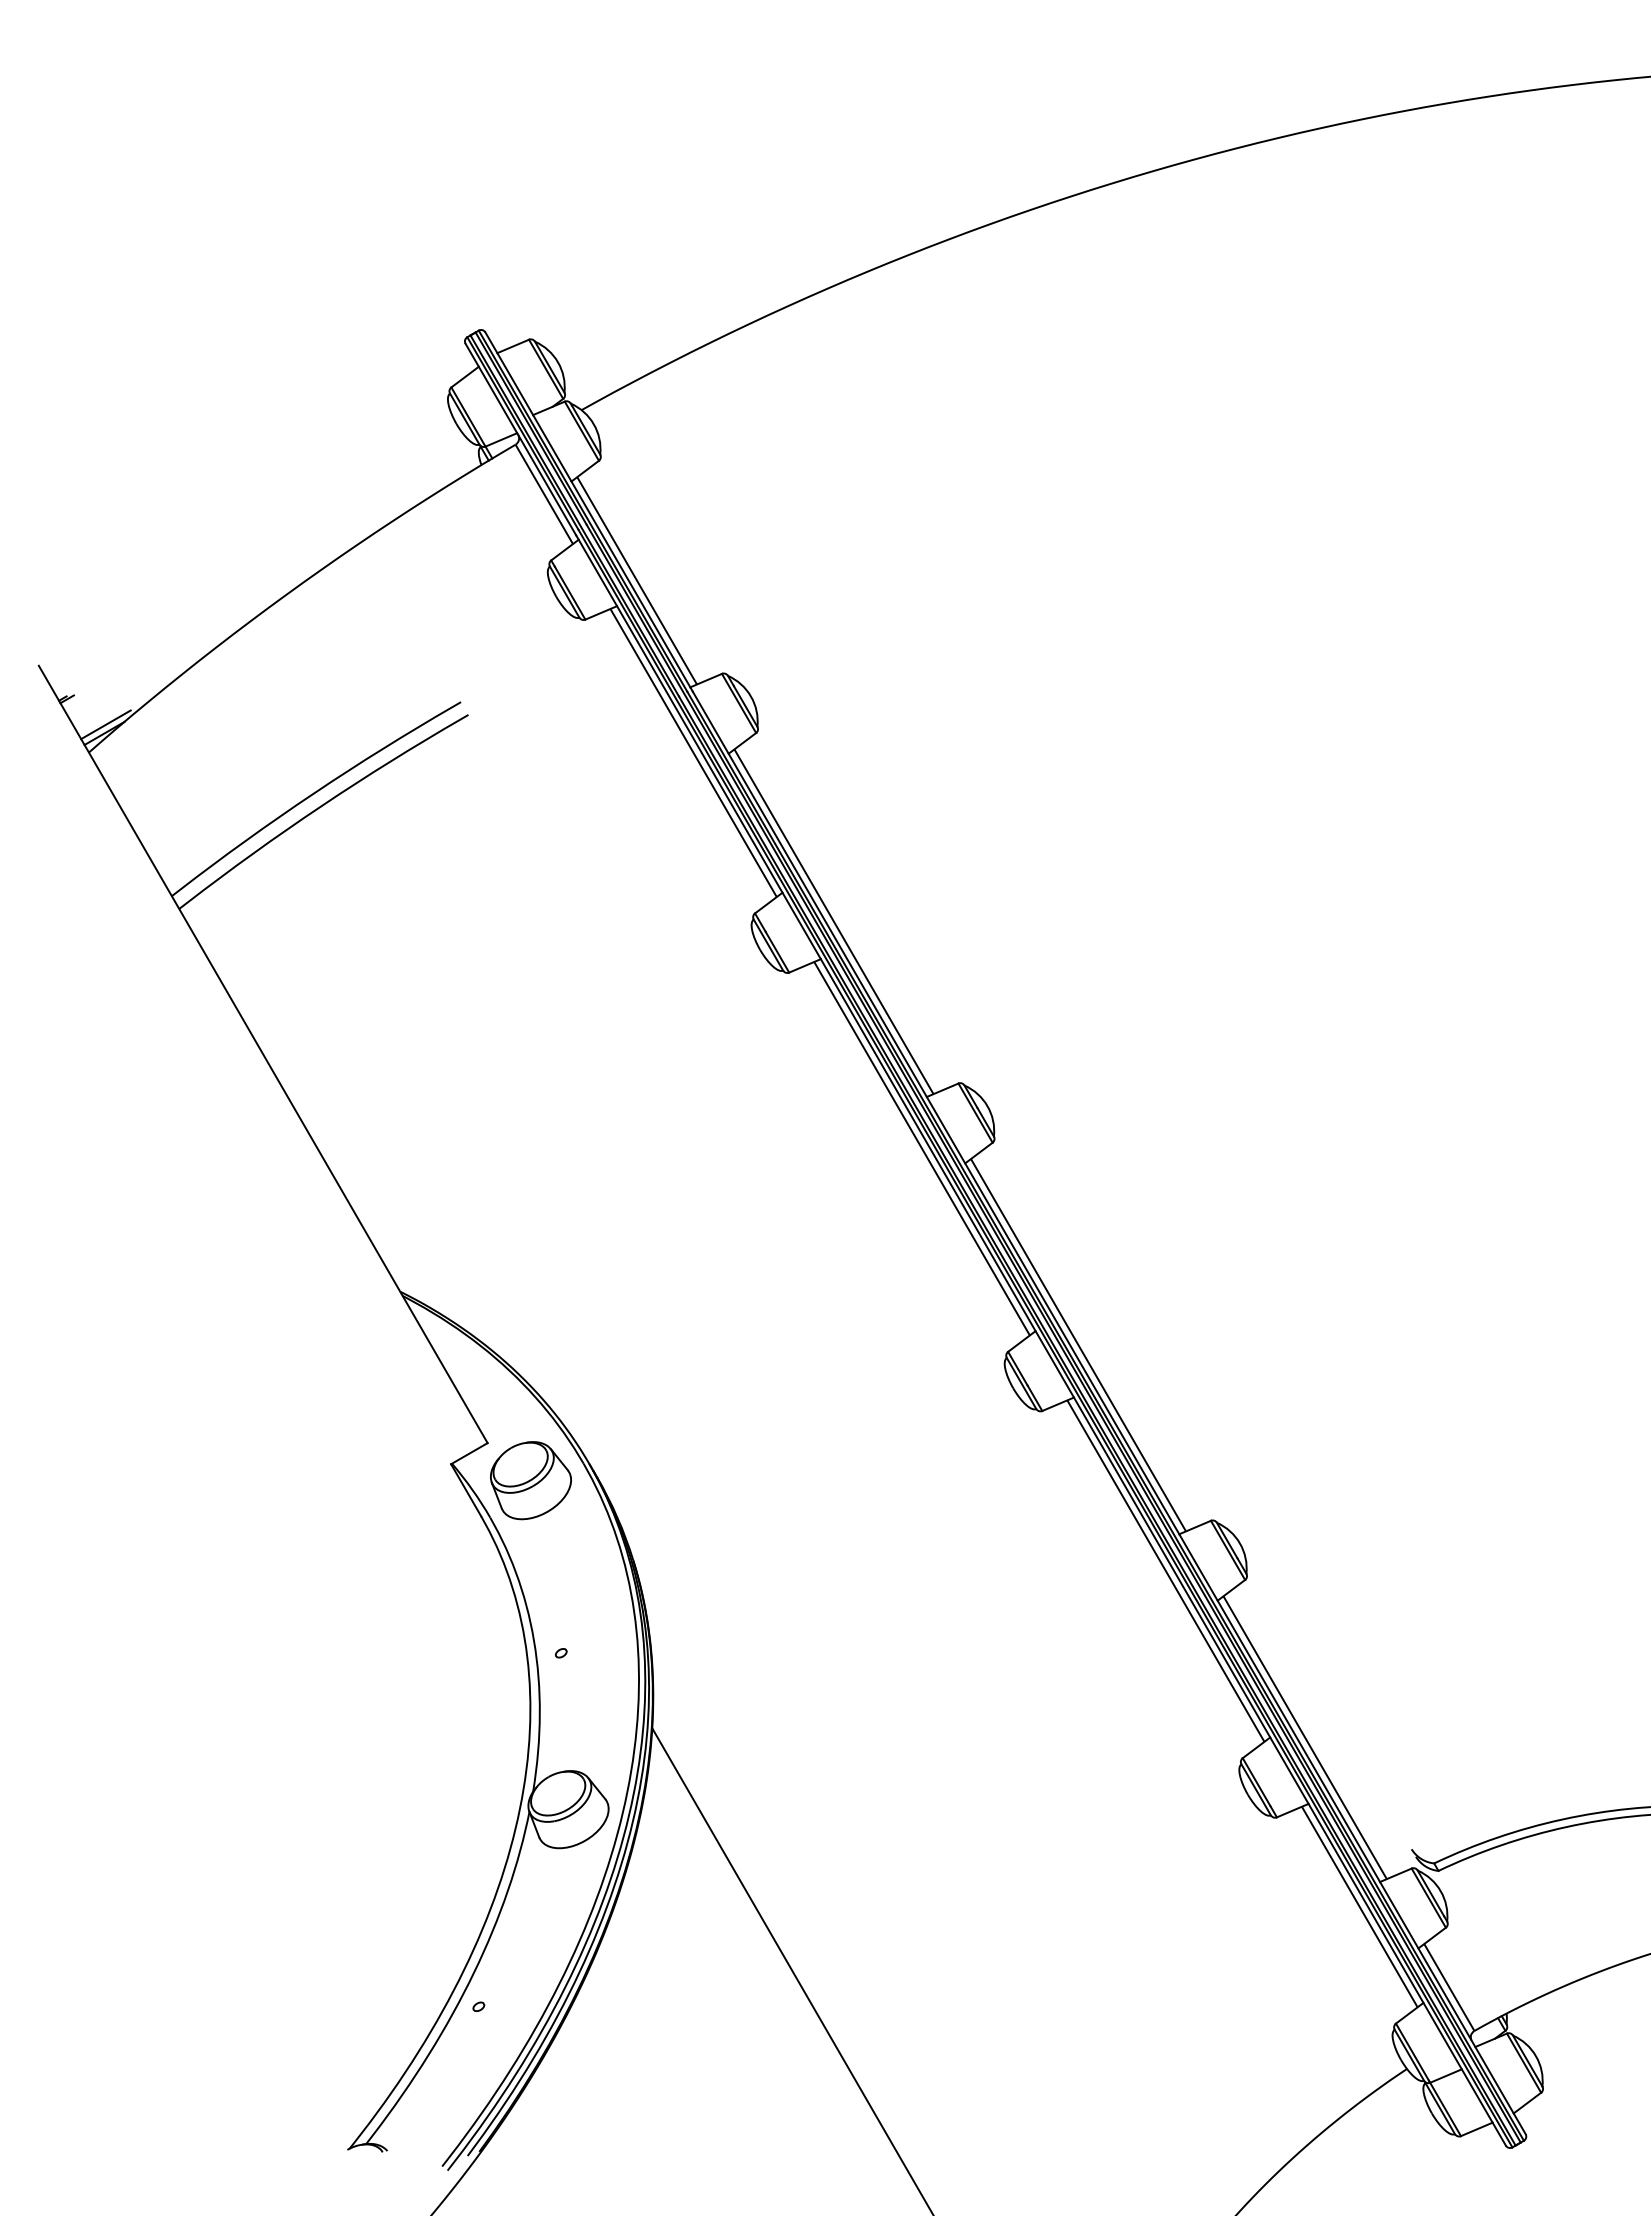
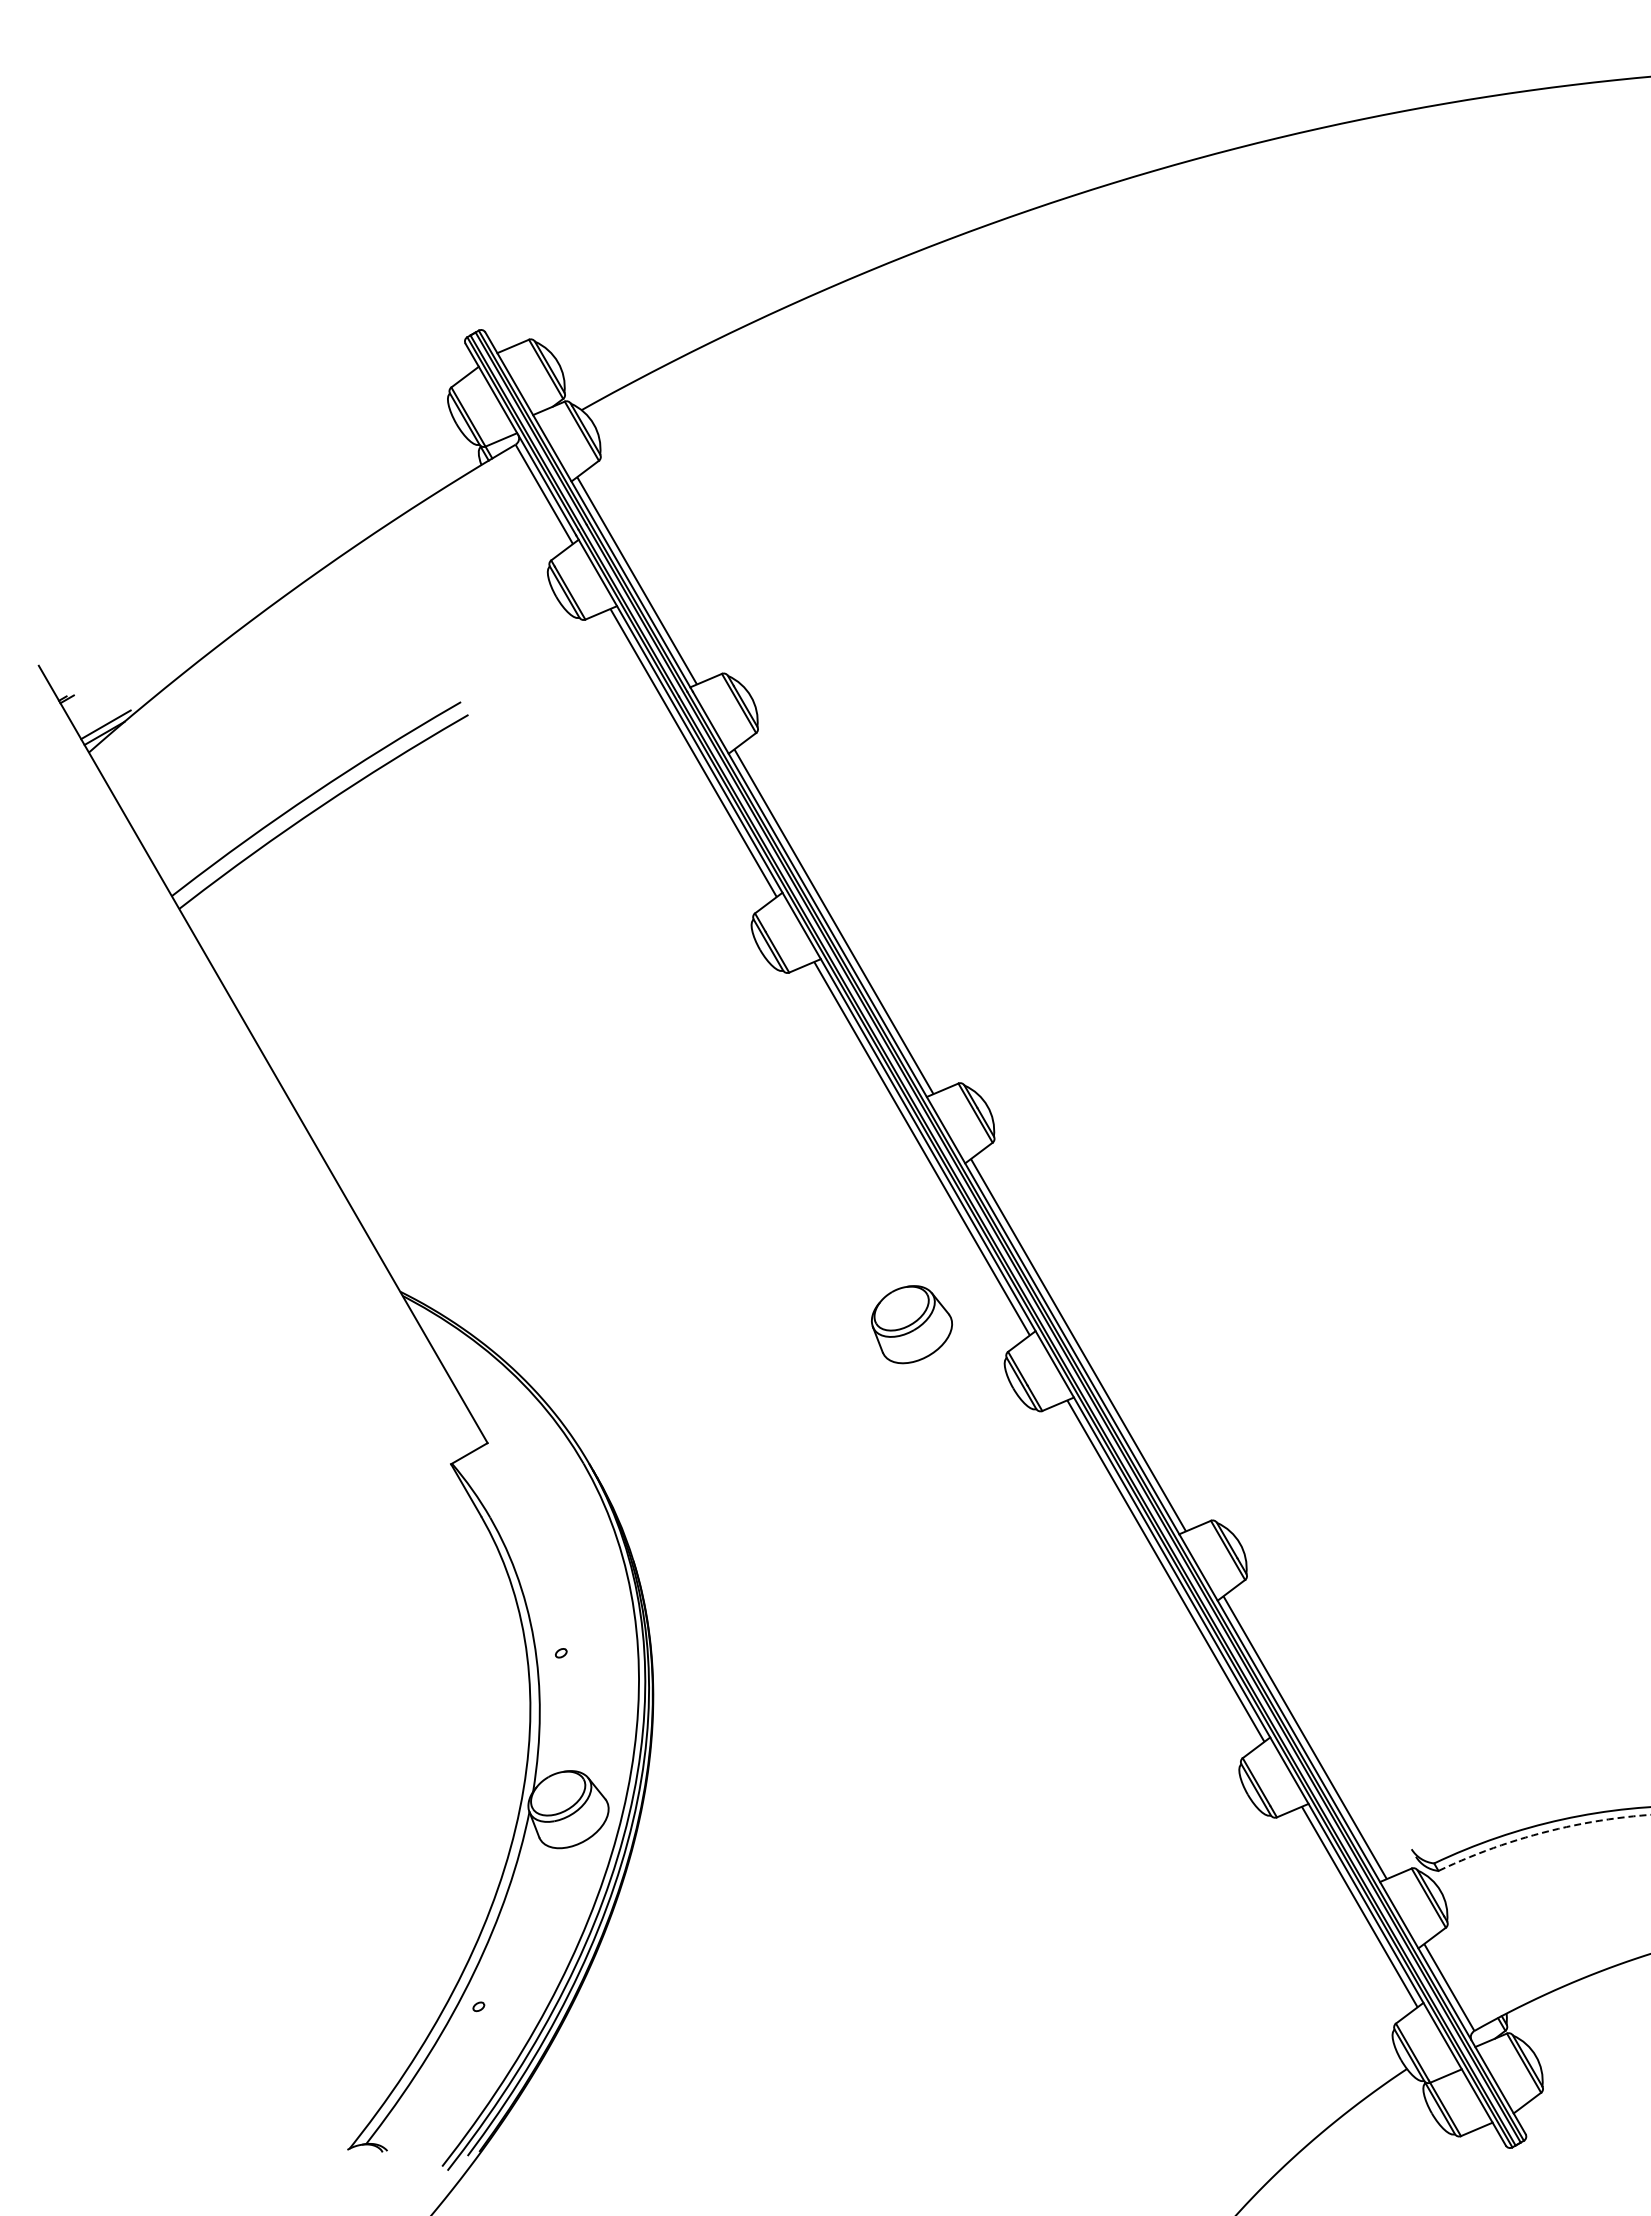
part position: (530, 1480) -> (911, 1324) (911, 1324)
arc: solid -> dashed (1541, 1833)
line: present -> none (791, 1970)
